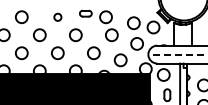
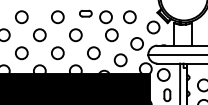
circle size: 10x10 px -> 14x15 px (57, 17)
circle position: (133, 23) -> (129, 17) (129, 17)
line: dashed -> solid (177, 54)
